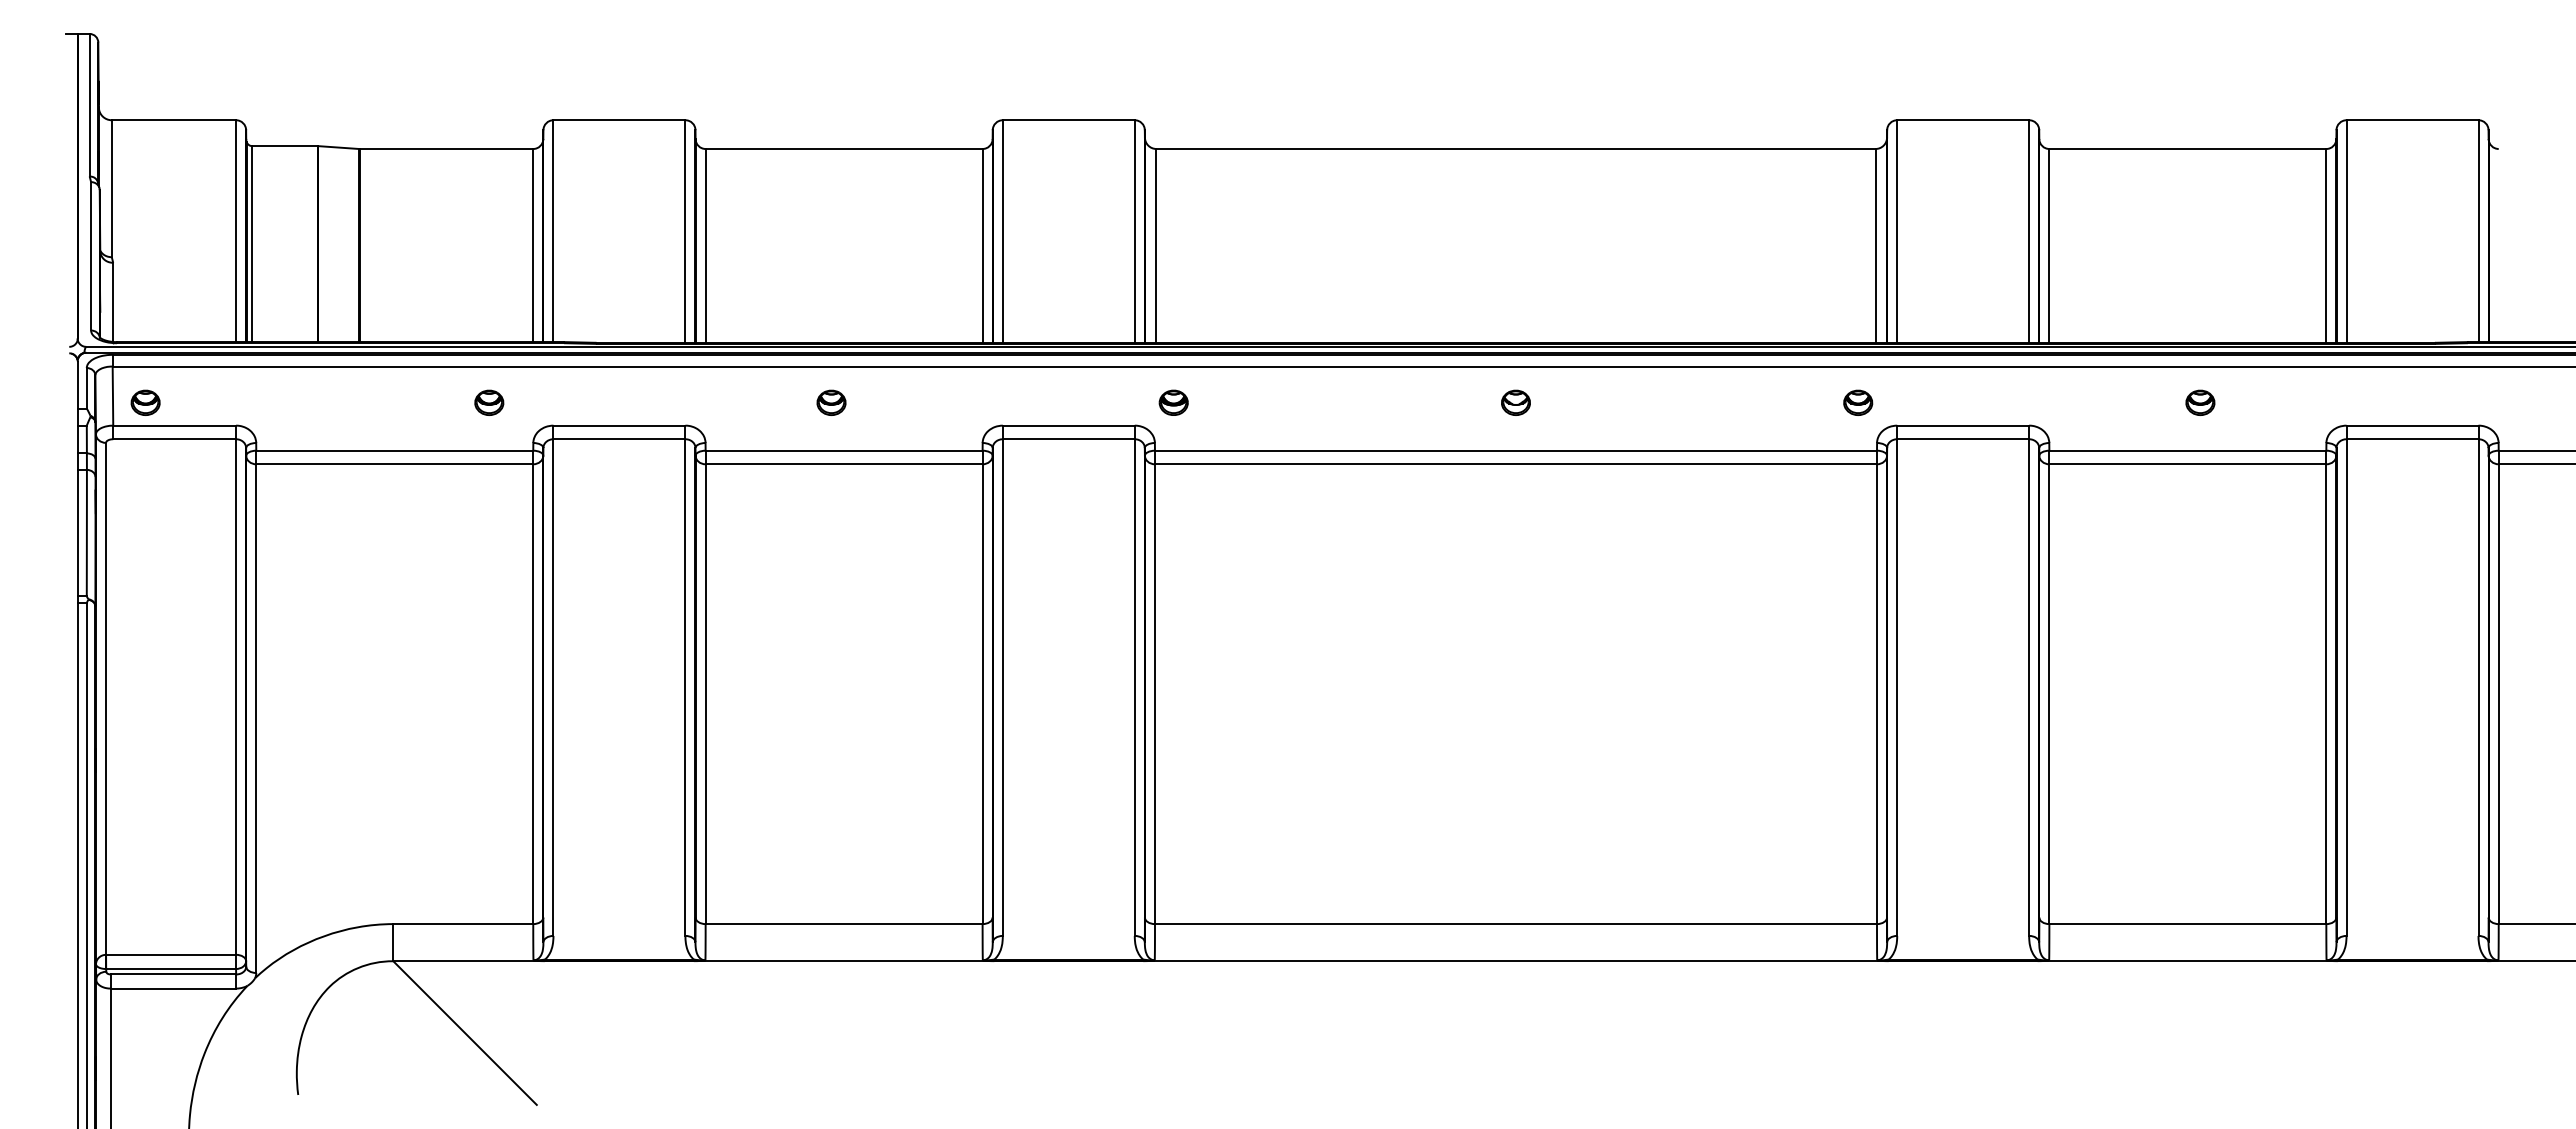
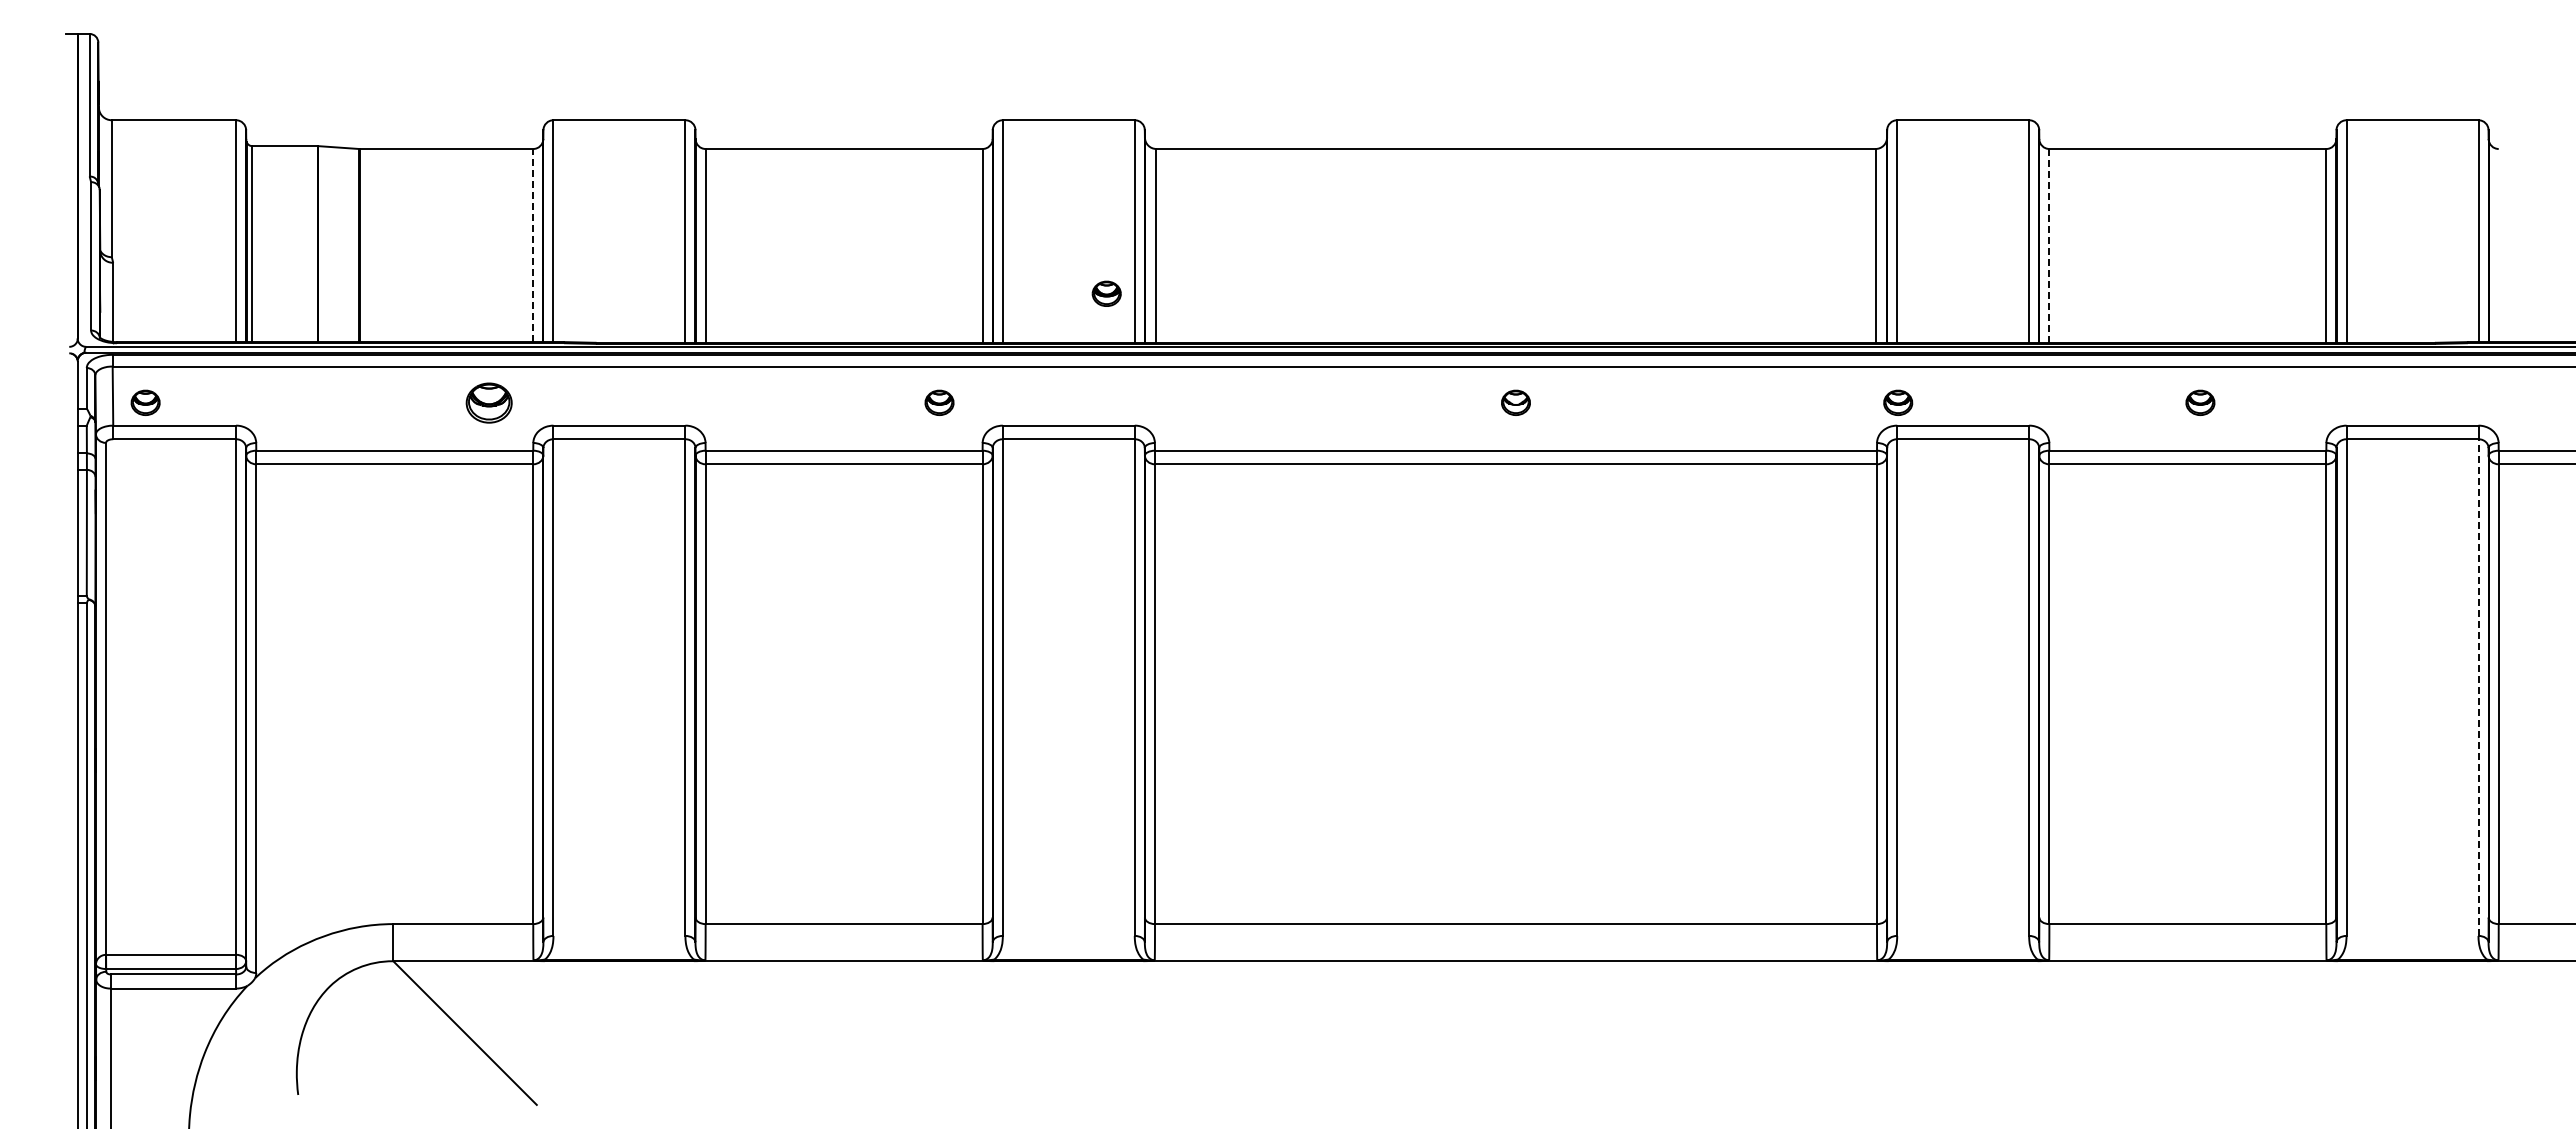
line: solid -> dashed (533, 245)
line: solid -> dashed (2049, 245)
part size: 31x27 px -> 48x42 px (488, 402)
part position: (831, 402) -> (939, 402) (939, 402)
part position: (1173, 402) -> (1106, 293) (1106, 293)
part position: (1858, 402) -> (1898, 402) (1898, 402)
line: solid -> dashed (2478, 687)
